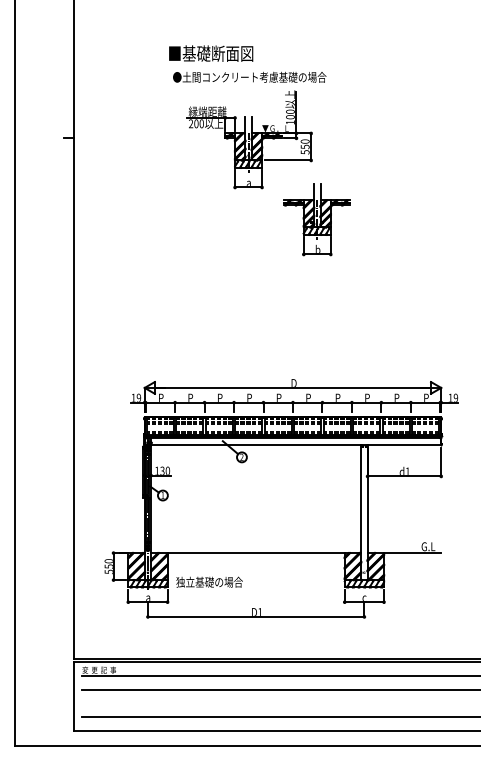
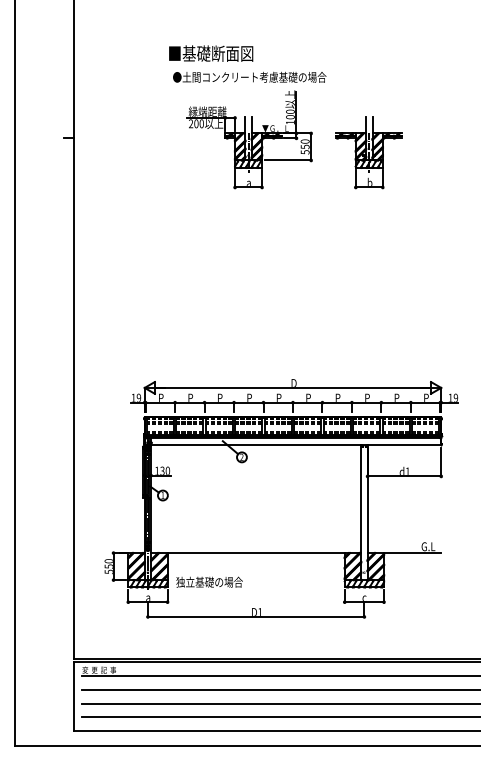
part position: (316, 219) -> (368, 152) (368, 152)
line: none -> present (279, 703)
